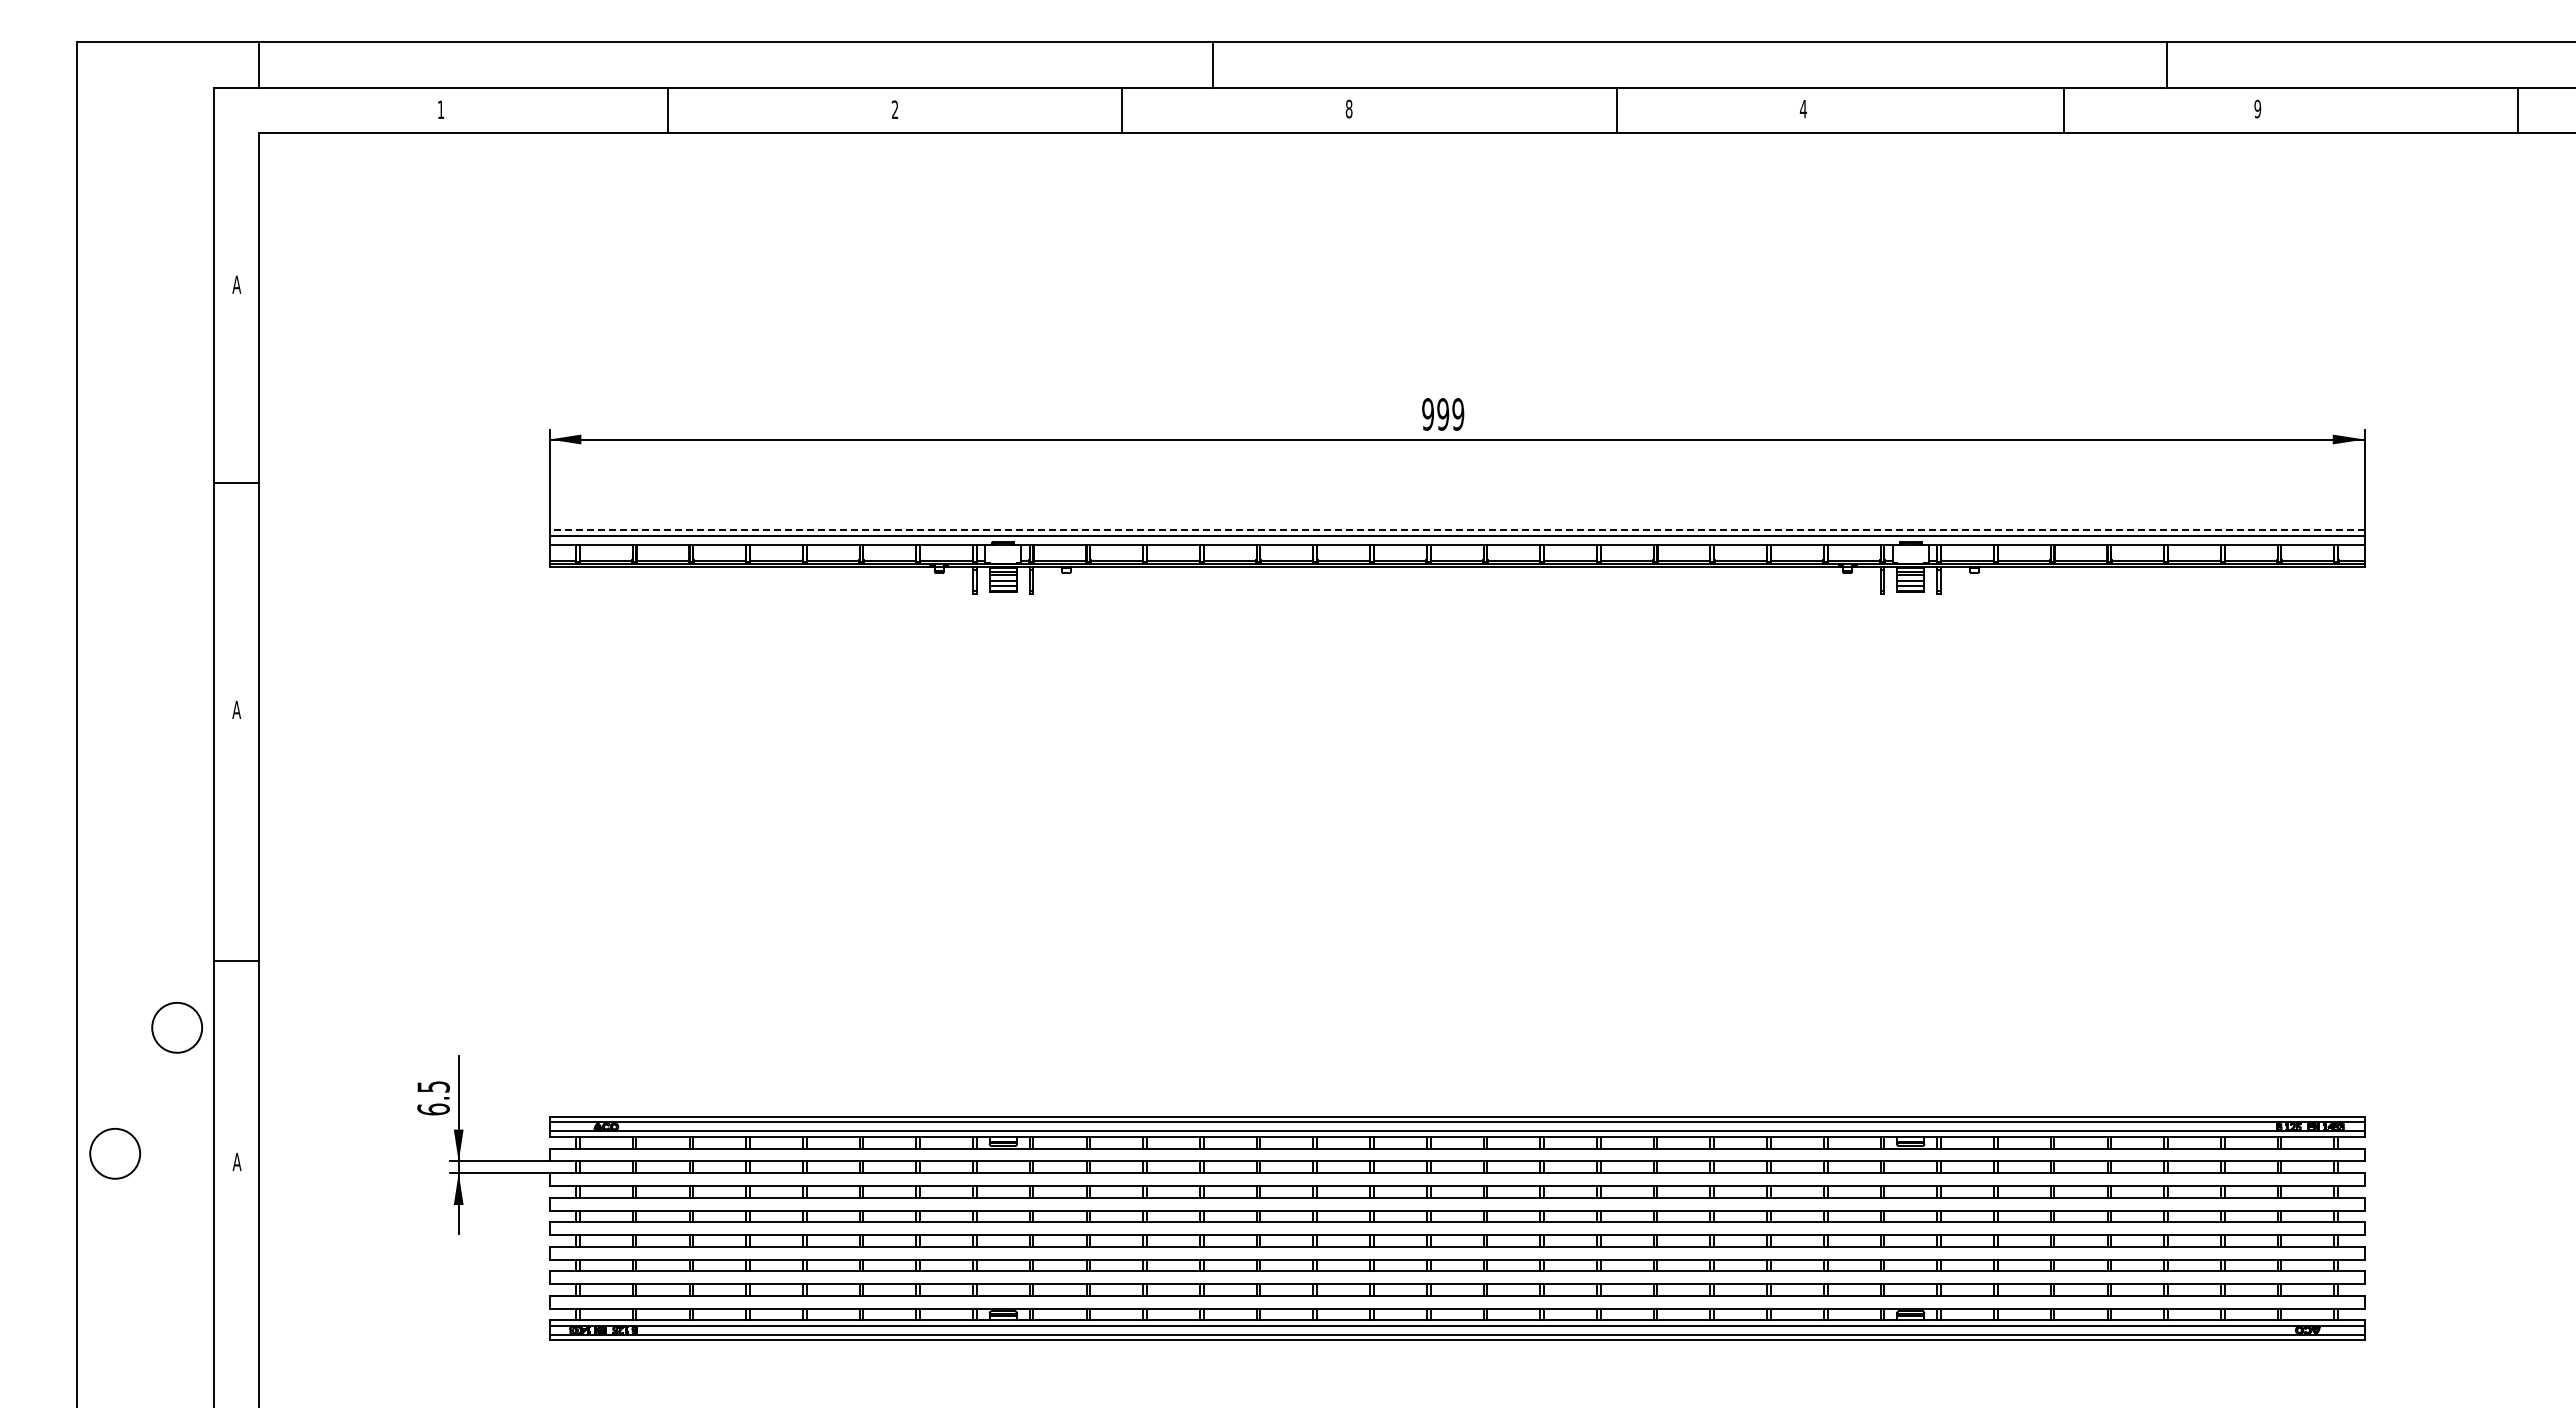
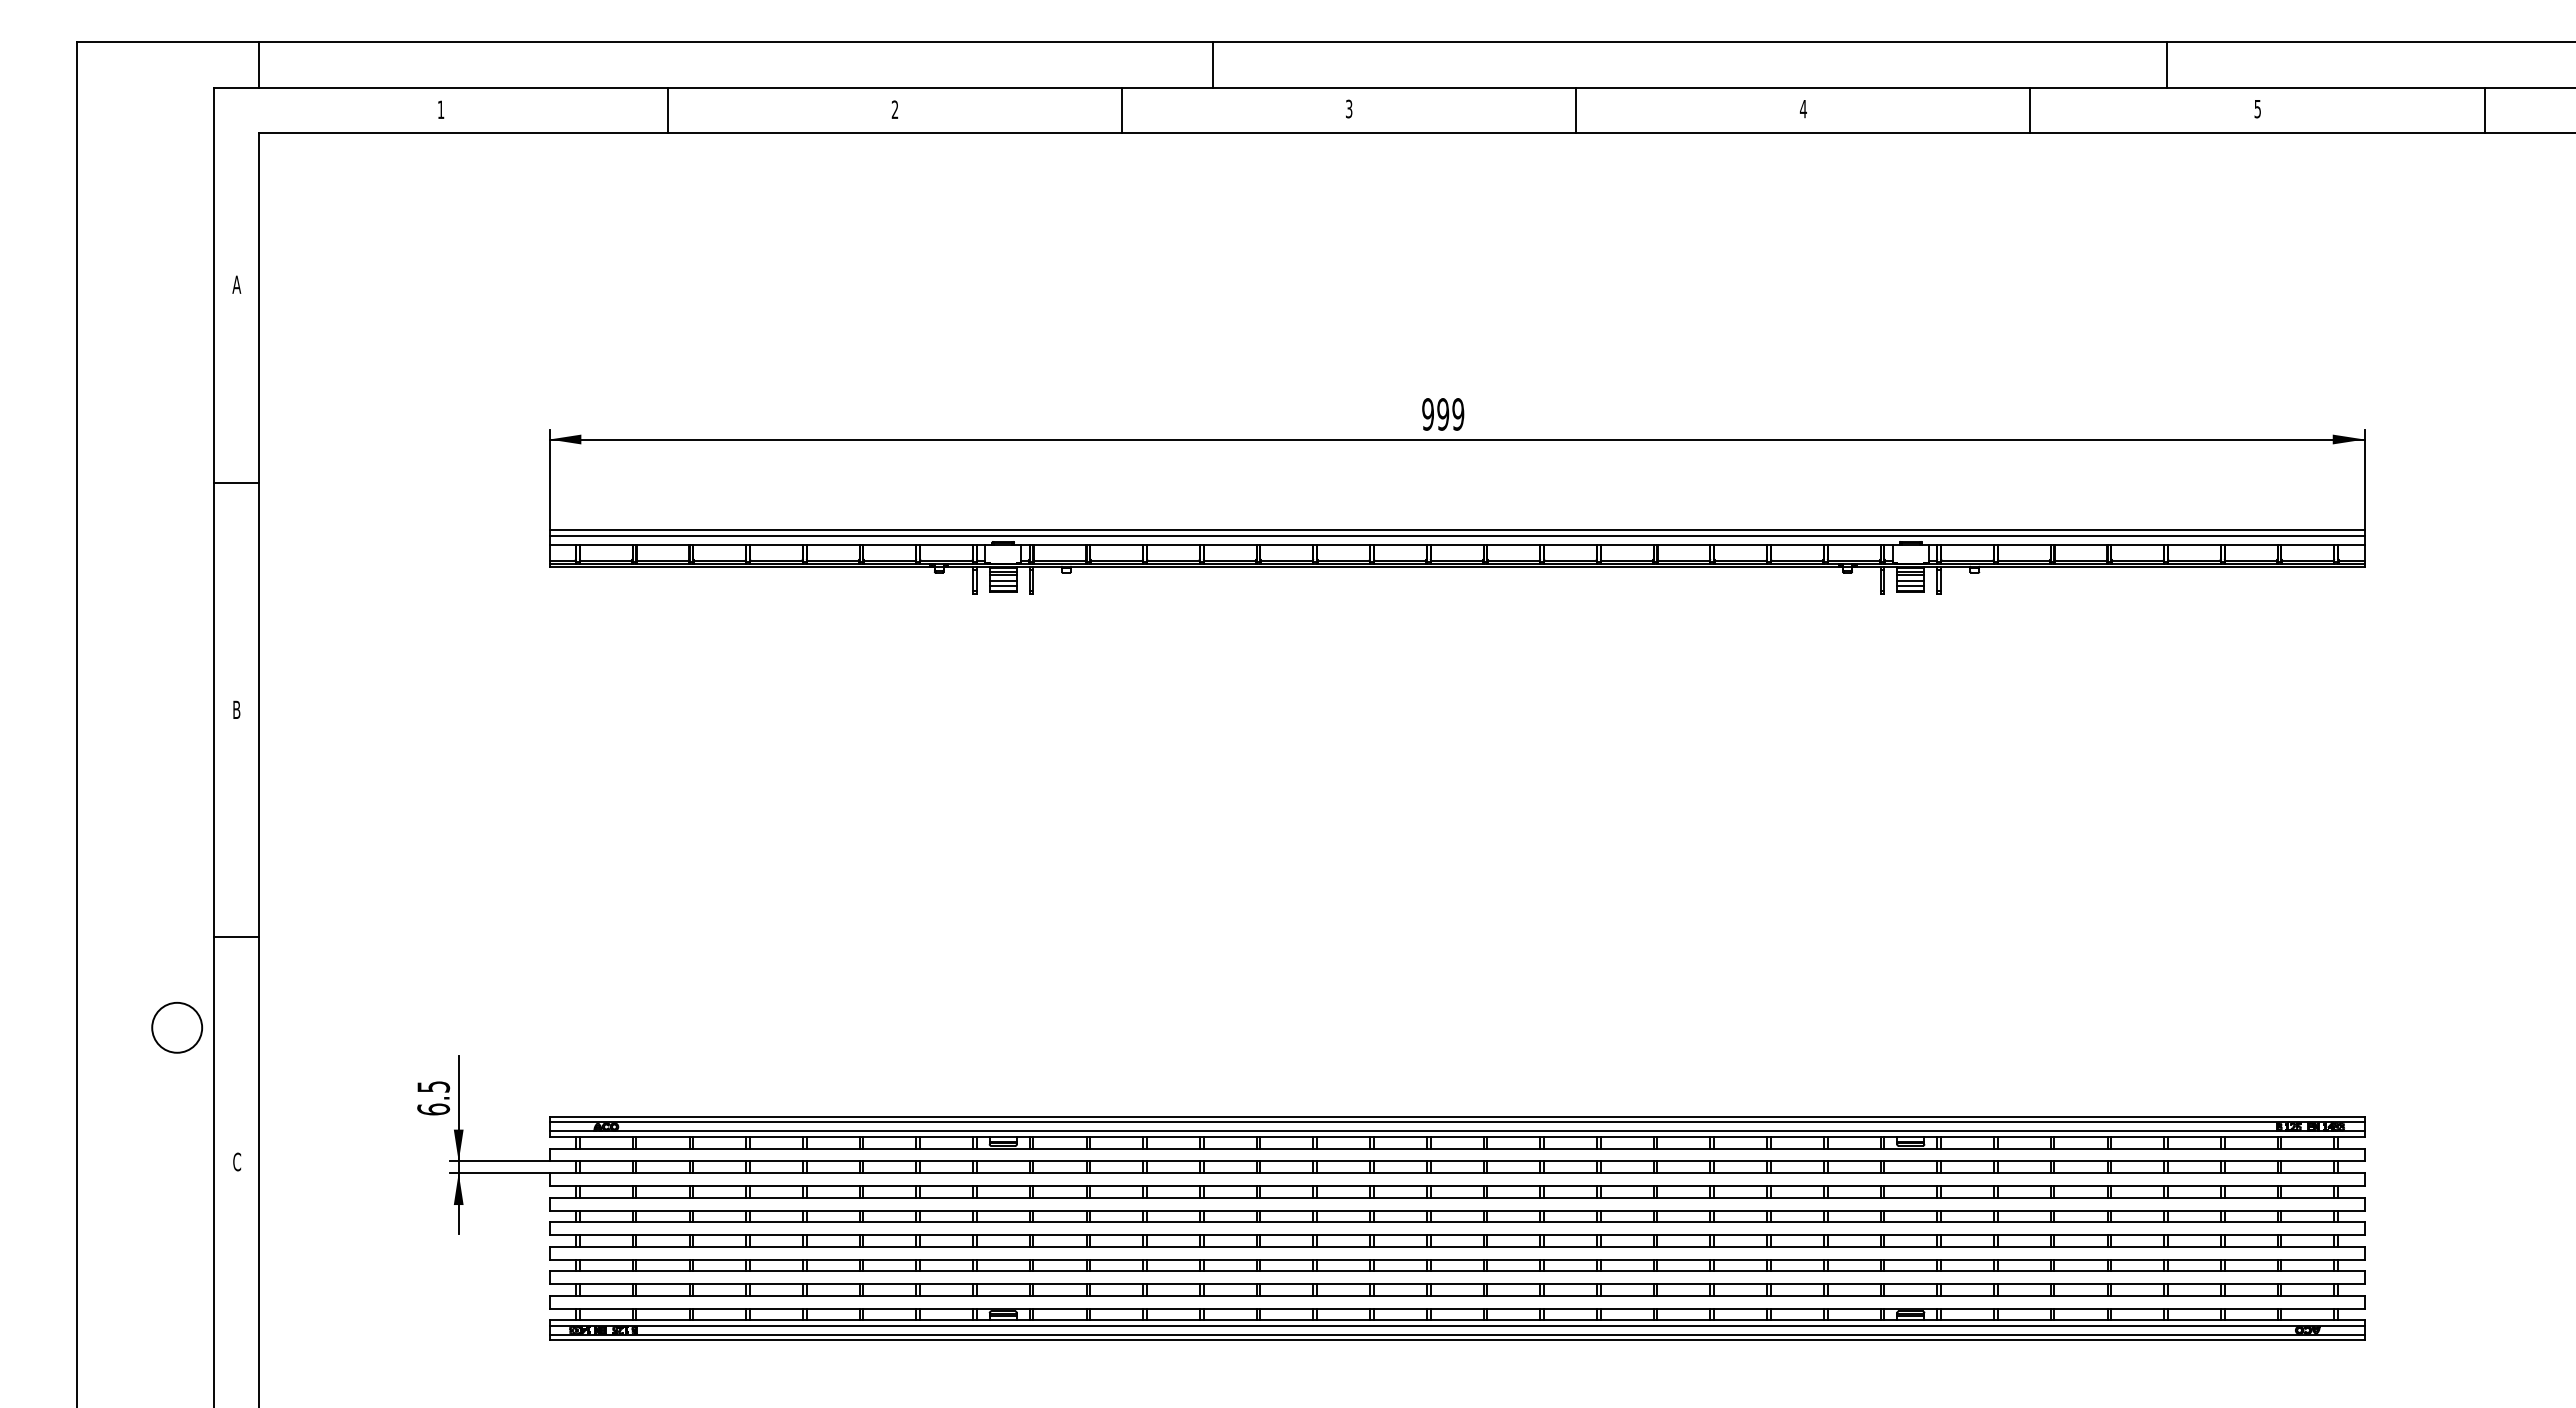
text: 8 -> 3 (1348, 108)
text: 9 -> 5 (2257, 108)
line position: (1617, 110) -> (1576, 110) (1576, 110)
line position: (2064, 110) -> (2030, 110) (2030, 110)
line position: (2517, 110) -> (2484, 110) (2484, 110)
line: dashed -> solid (1456, 530)
text: A -> B (236, 709)
line position: (235, 960) -> (235, 936) (235, 936)
circle: present -> none (115, 1153)
text: A -> C (236, 1161)
